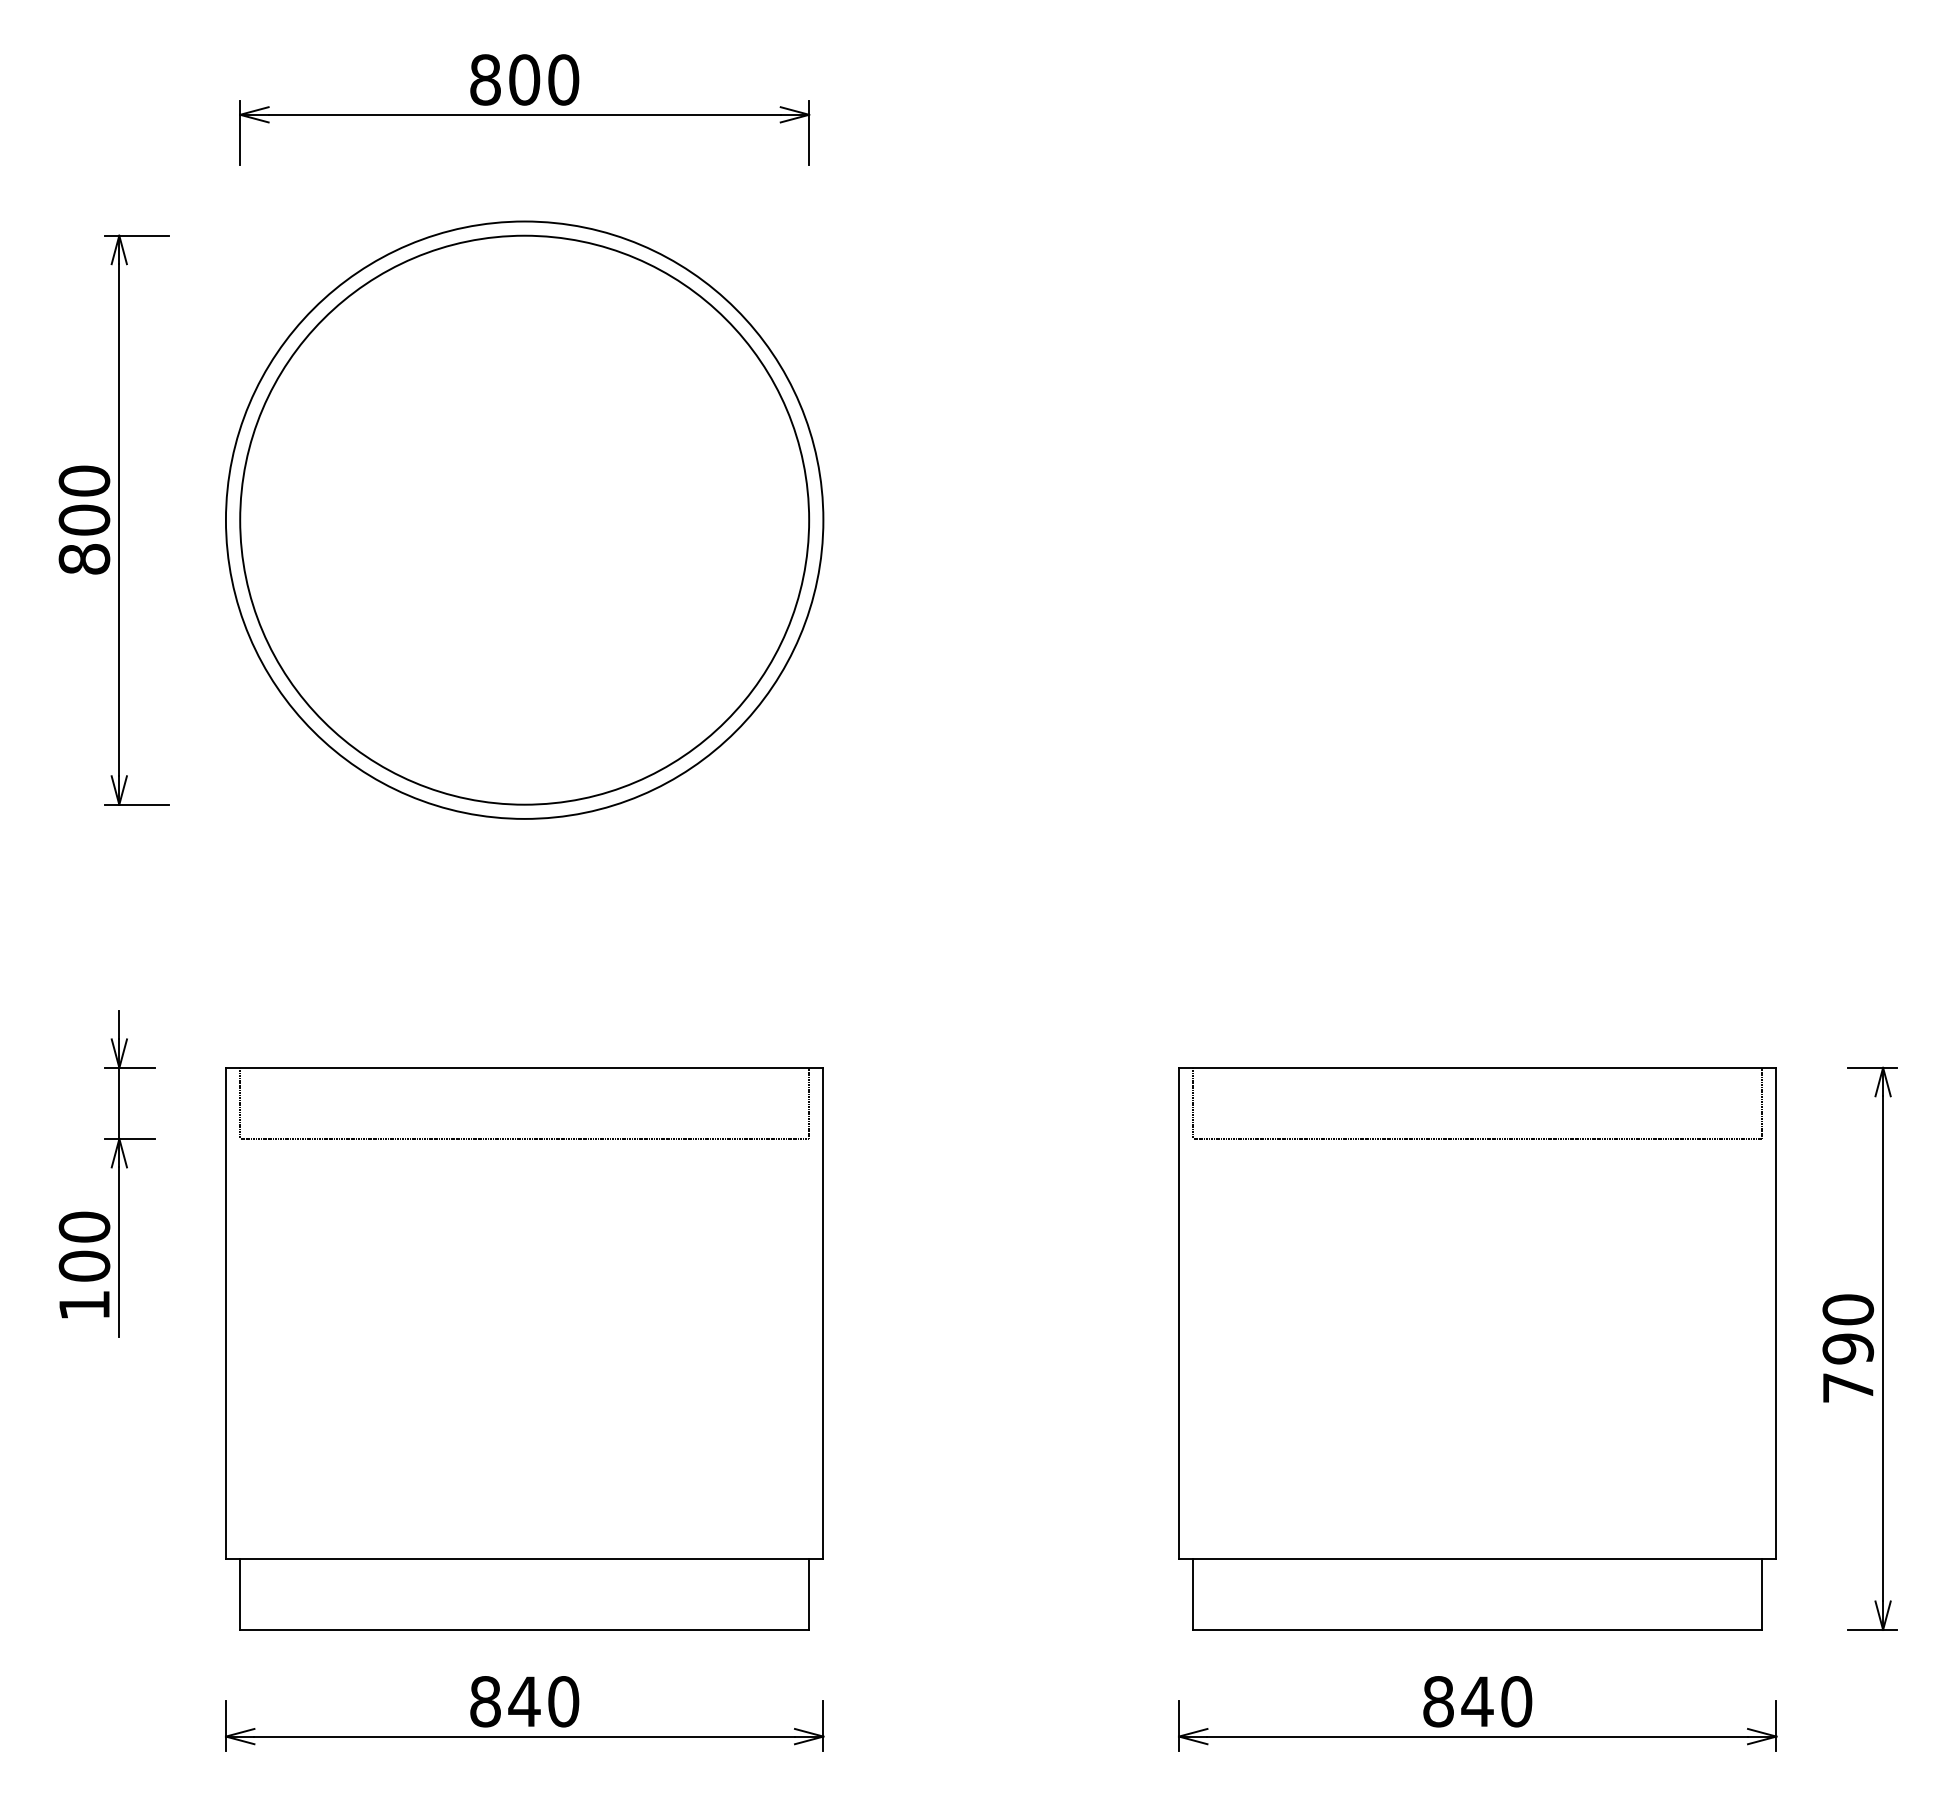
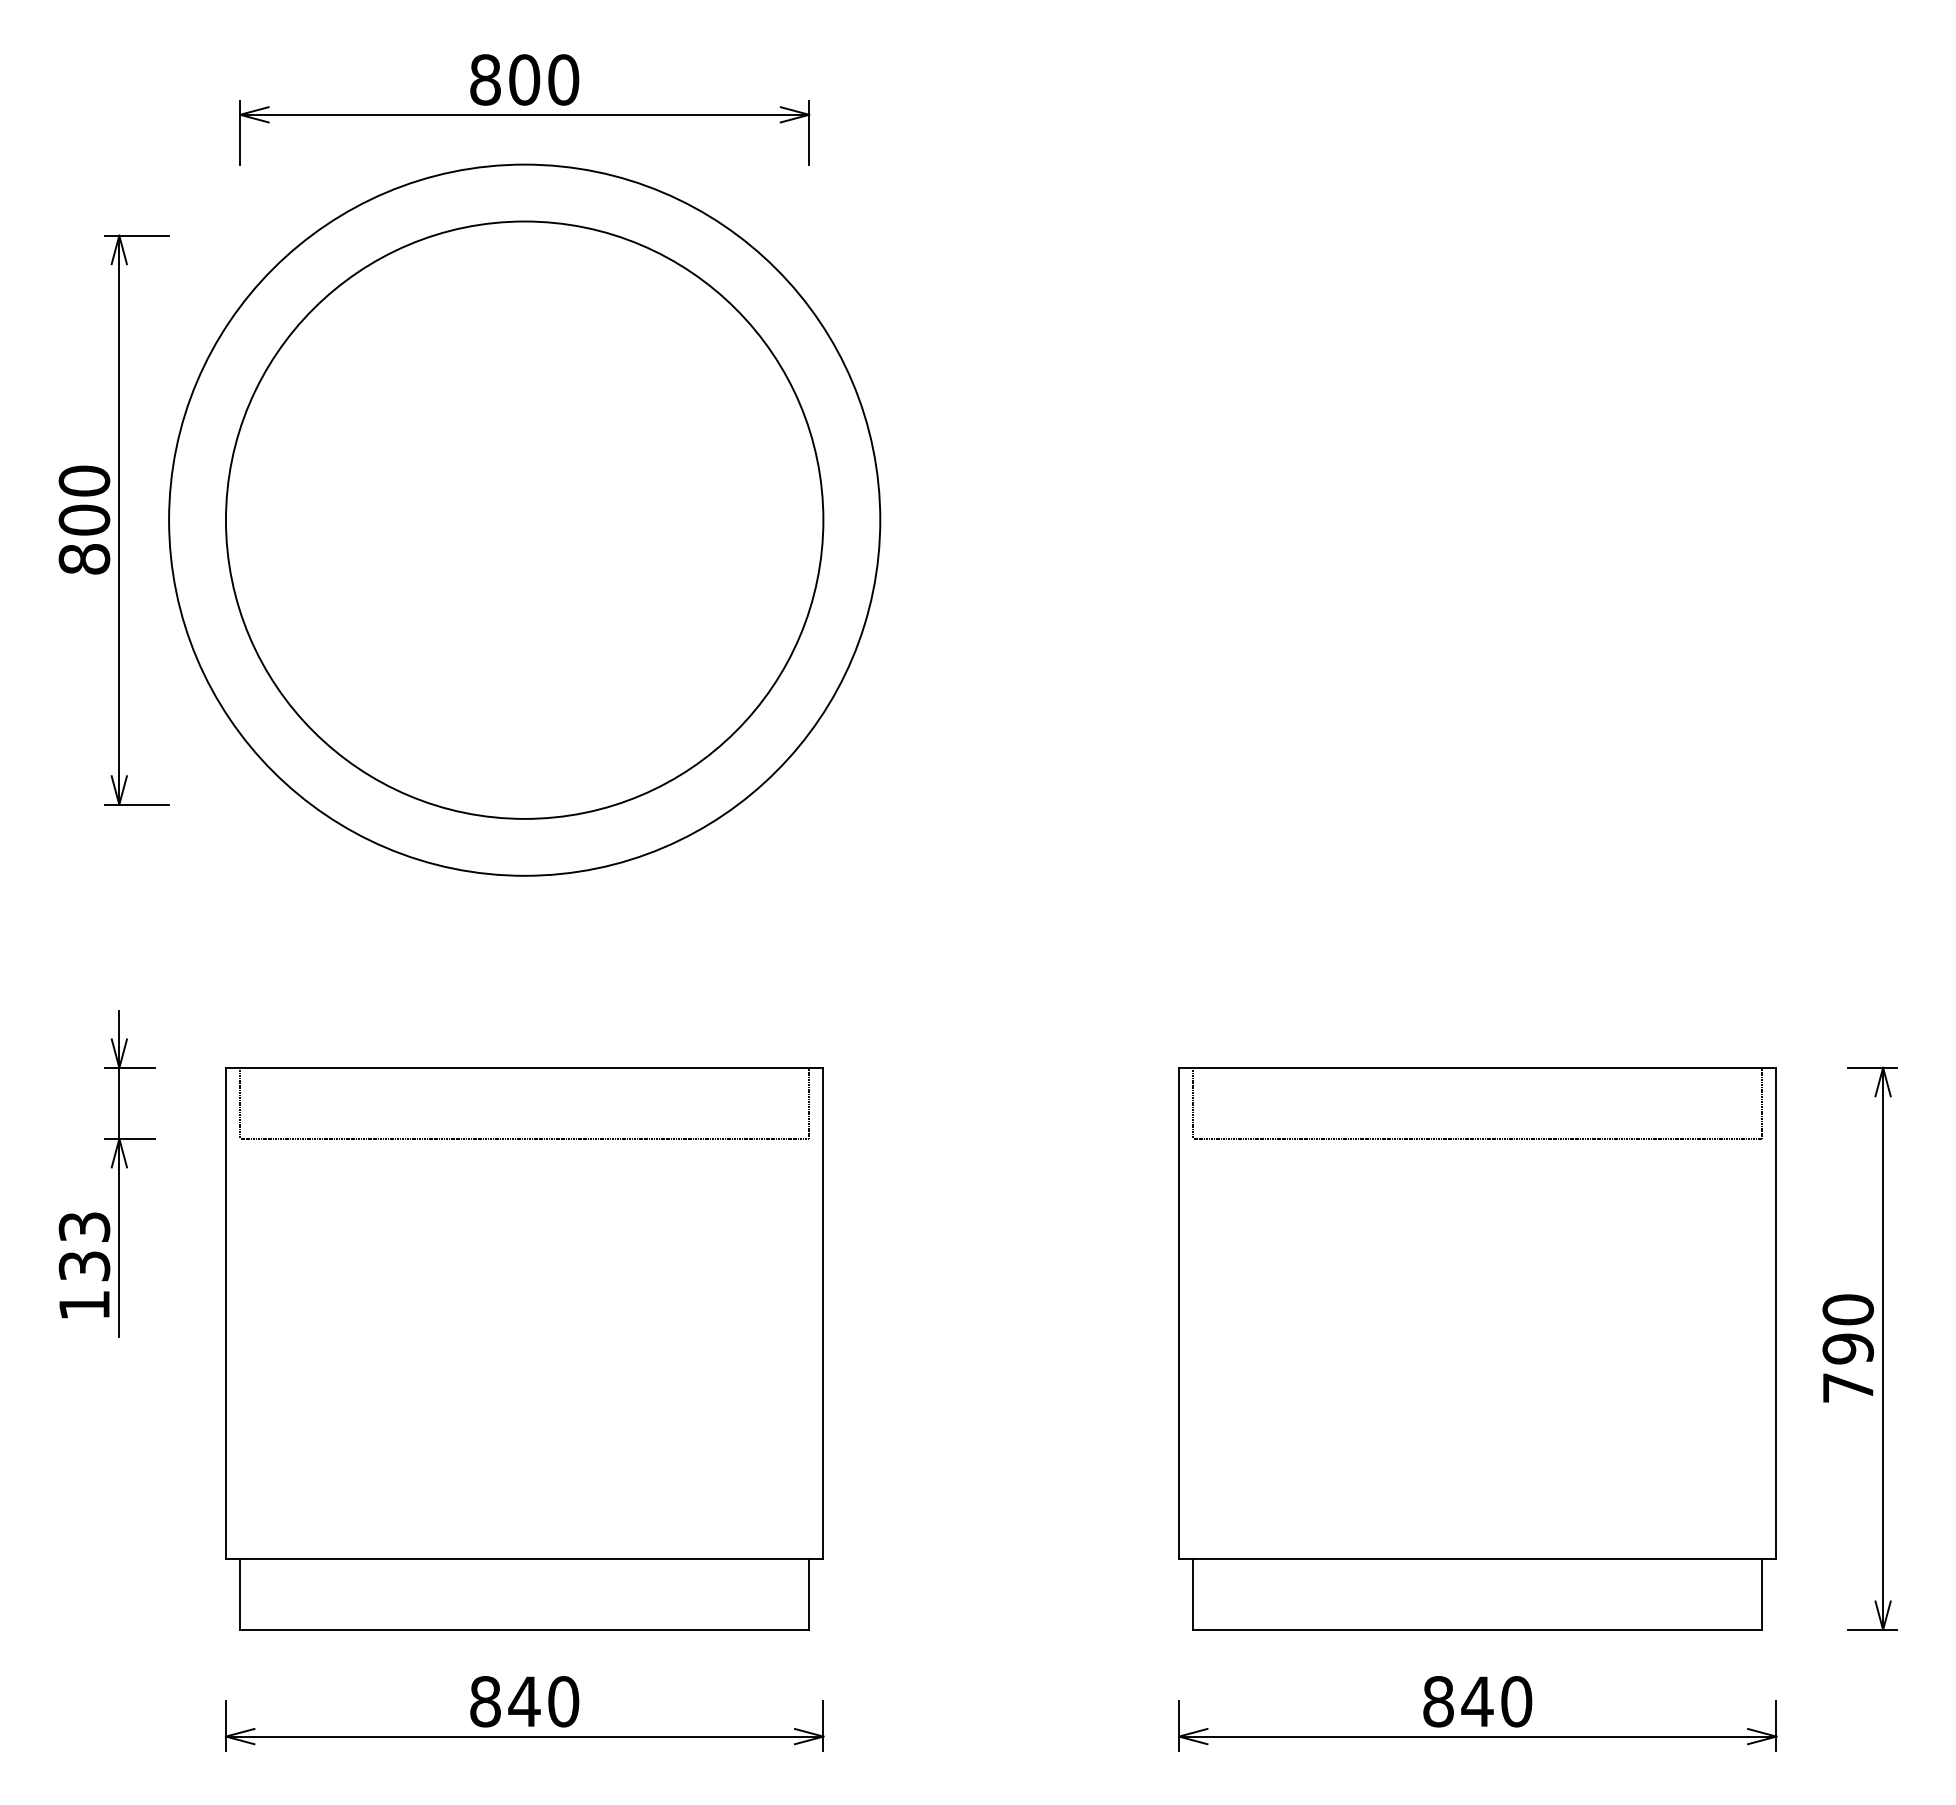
circle diameter: 569 px -> 711 px (524, 519)
text: 100 -> 133 (84, 1246)
